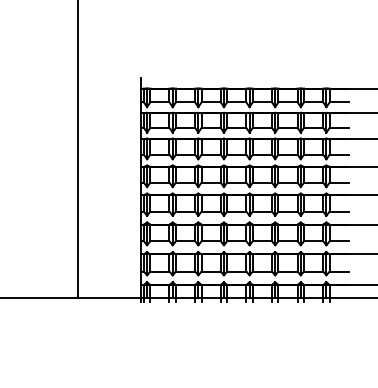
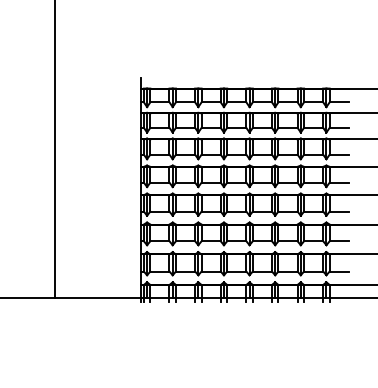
line position: (77, 150) -> (54, 150) (54, 150)
